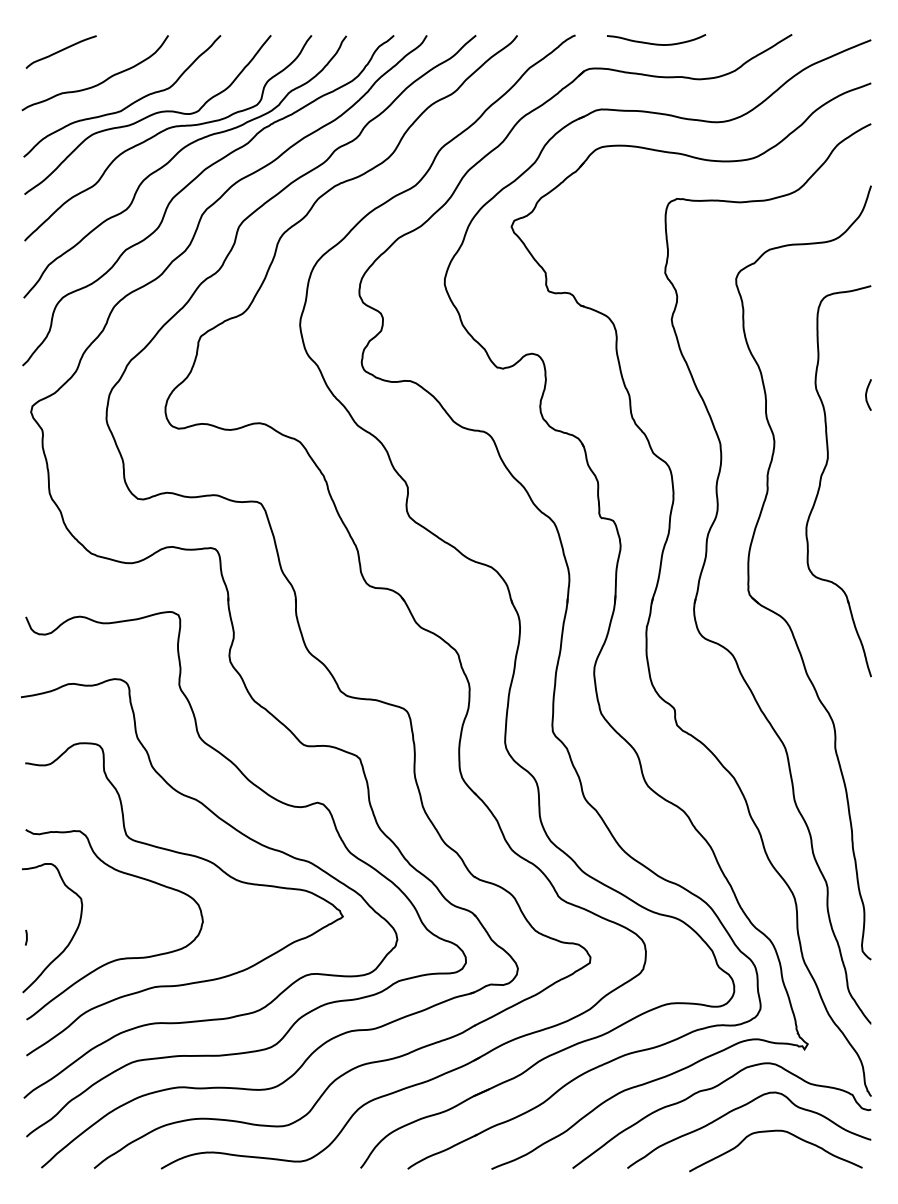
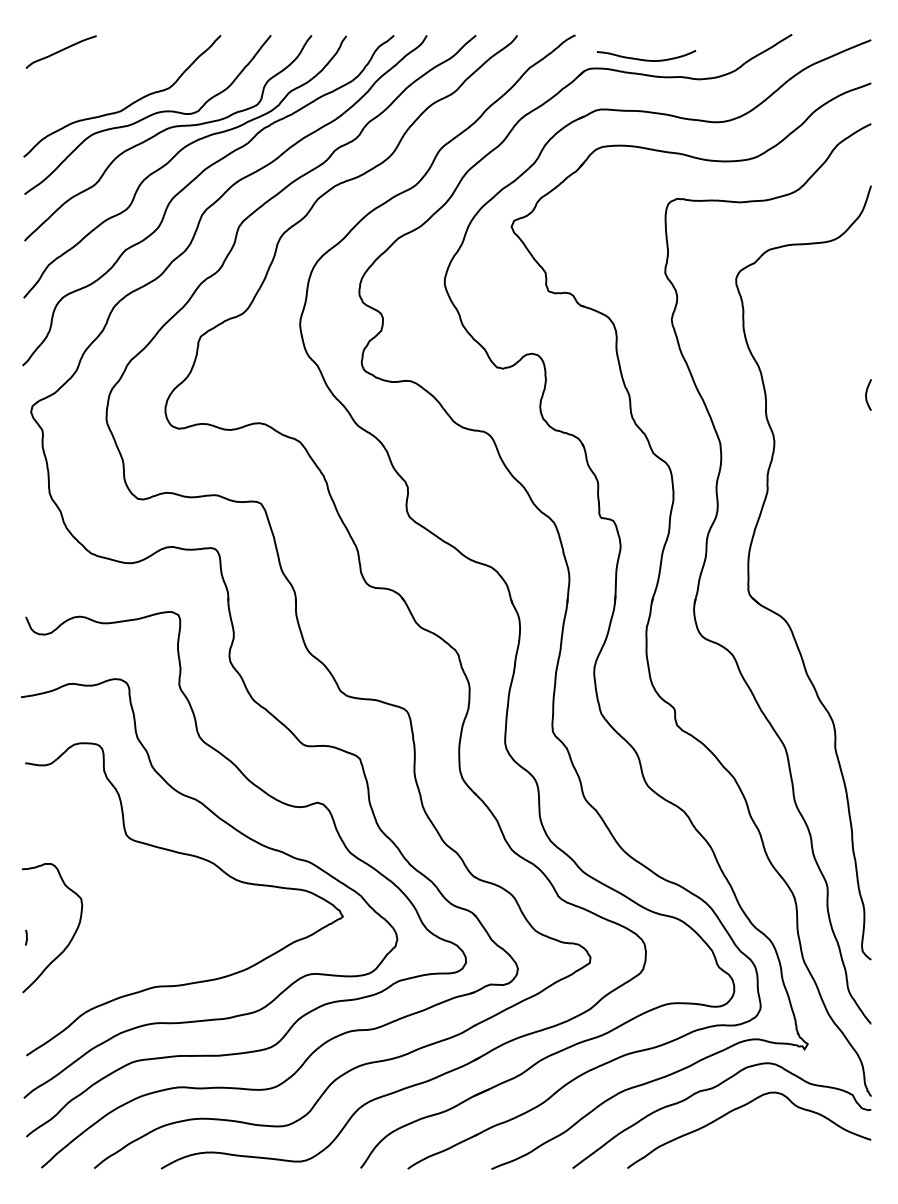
curve position: (656, 43) -> (646, 59) (646, 59)
curve: present -> none (98, 83)
part: present -> none (822, 476)
curve: present -> none (117, 958)
curve: present -> none (769, 1132)
